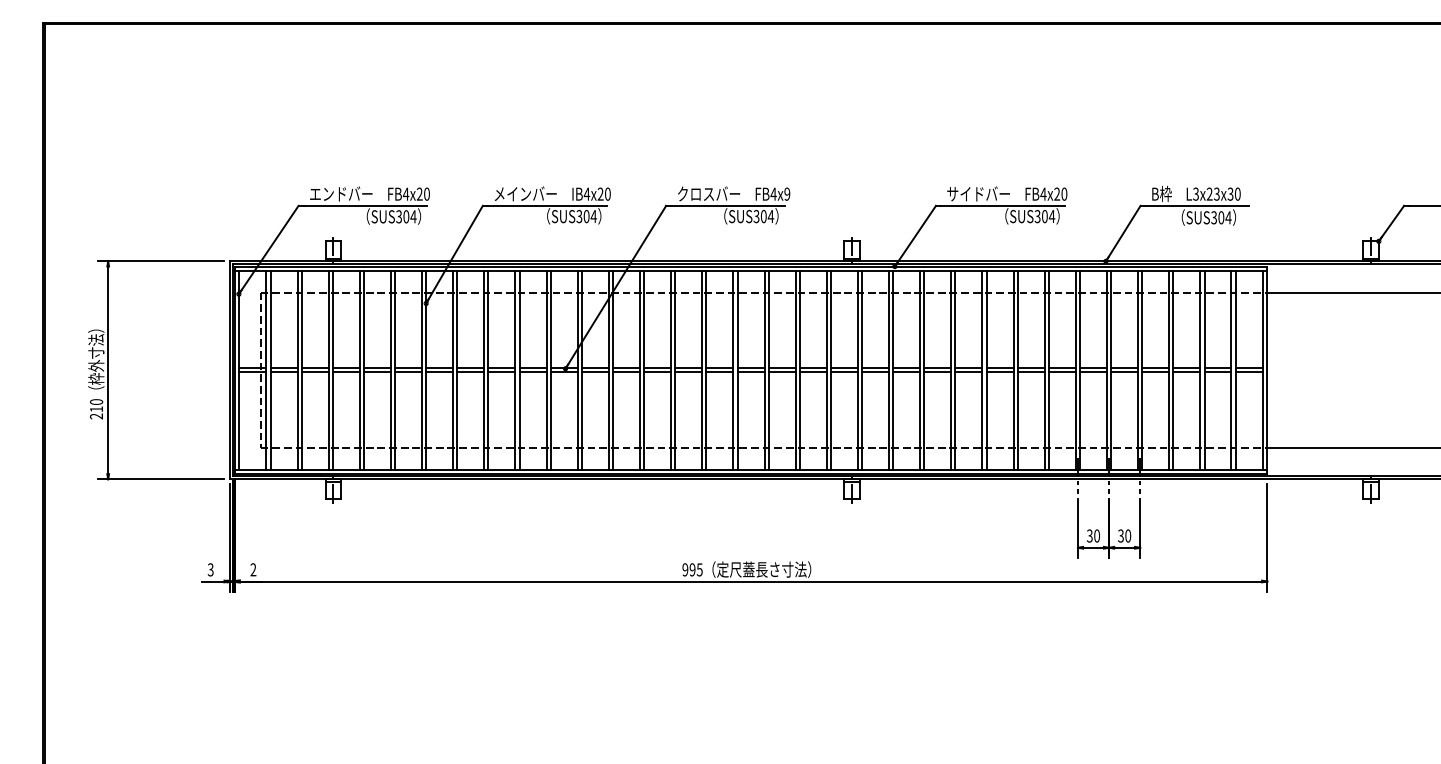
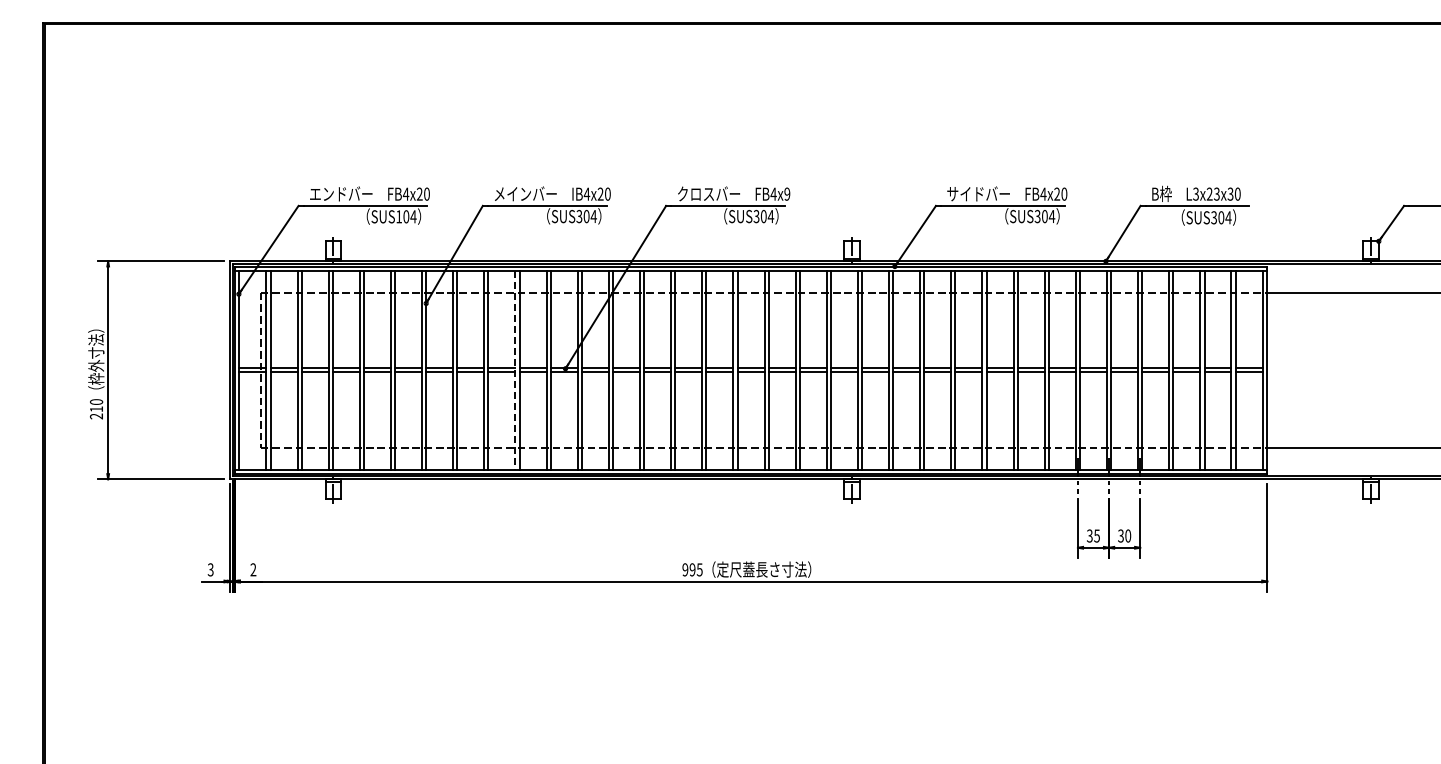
text: SUS304 -> SUS104 (398, 216)
line: solid -> dashed (515, 370)
text: 30 -> 35 (1096, 535)
